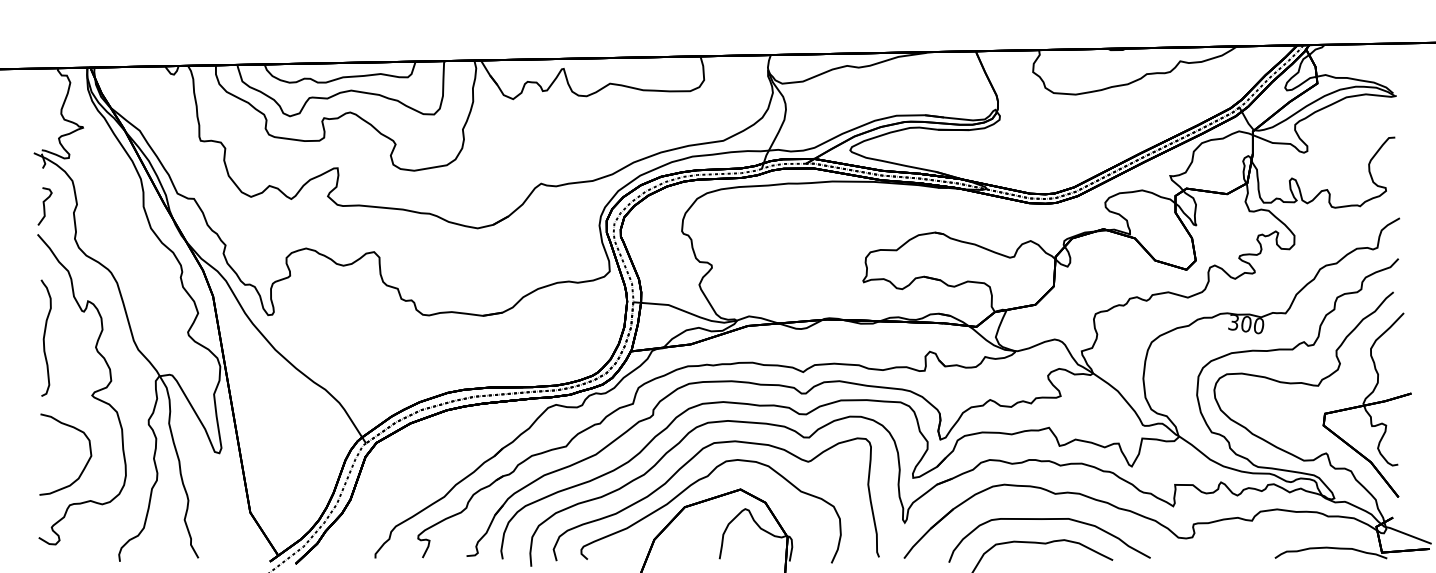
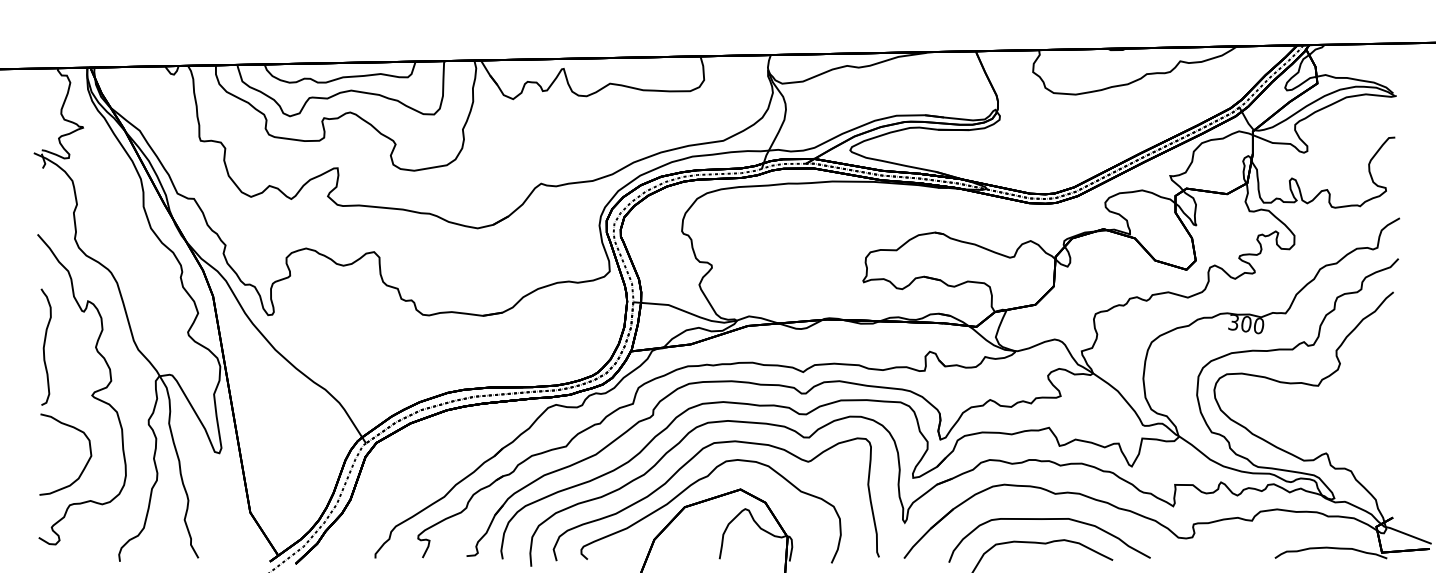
curve: present -> none (44, 206)
curve position: (45, 336) -> (45, 345) (45, 345)
part: present -> none (1366, 404)
